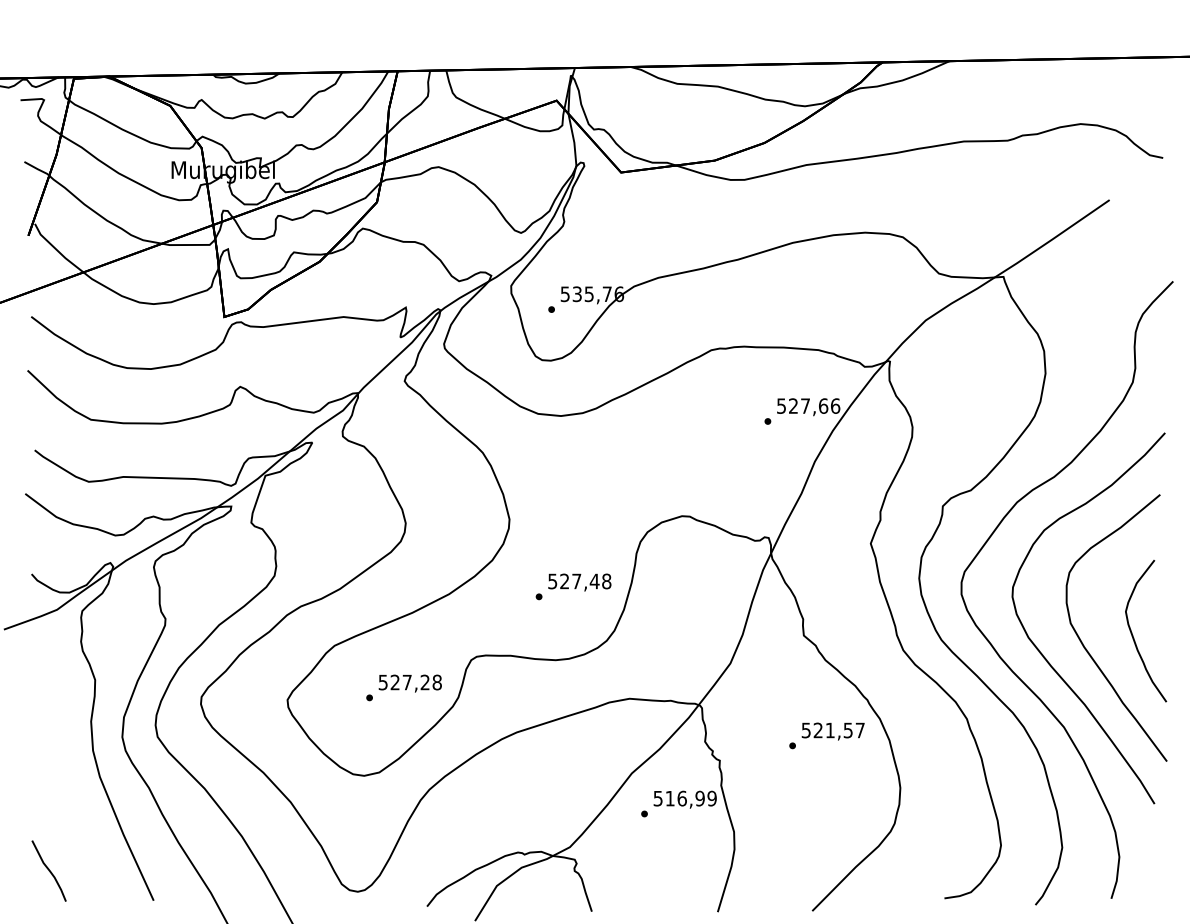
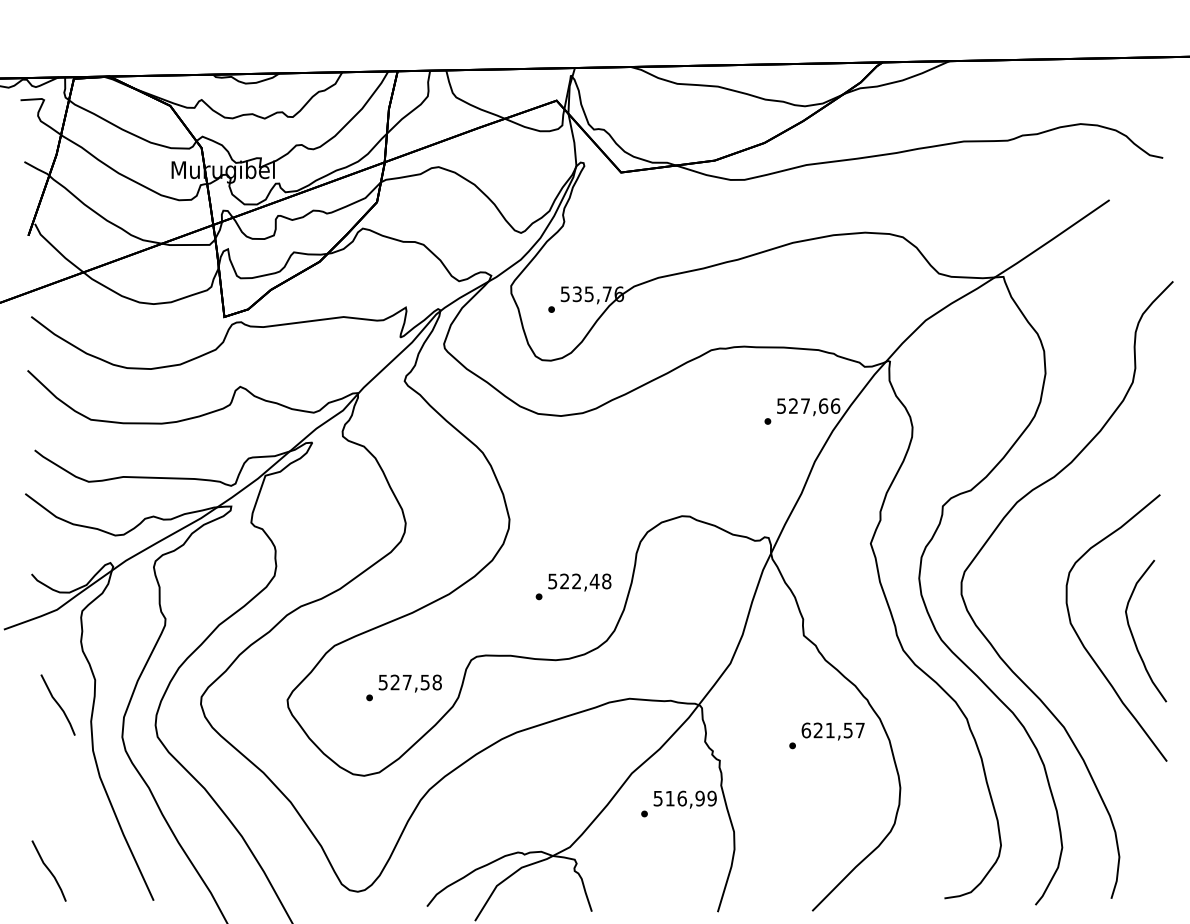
text: 527,48 -> 522,48 (576, 581)
curve: present -> none (1043, 654)
text: 527,28 -> 527,58 (424, 682)
curve: none -> present (57, 704)
text: 521,57 -> 621,57 (806, 730)
